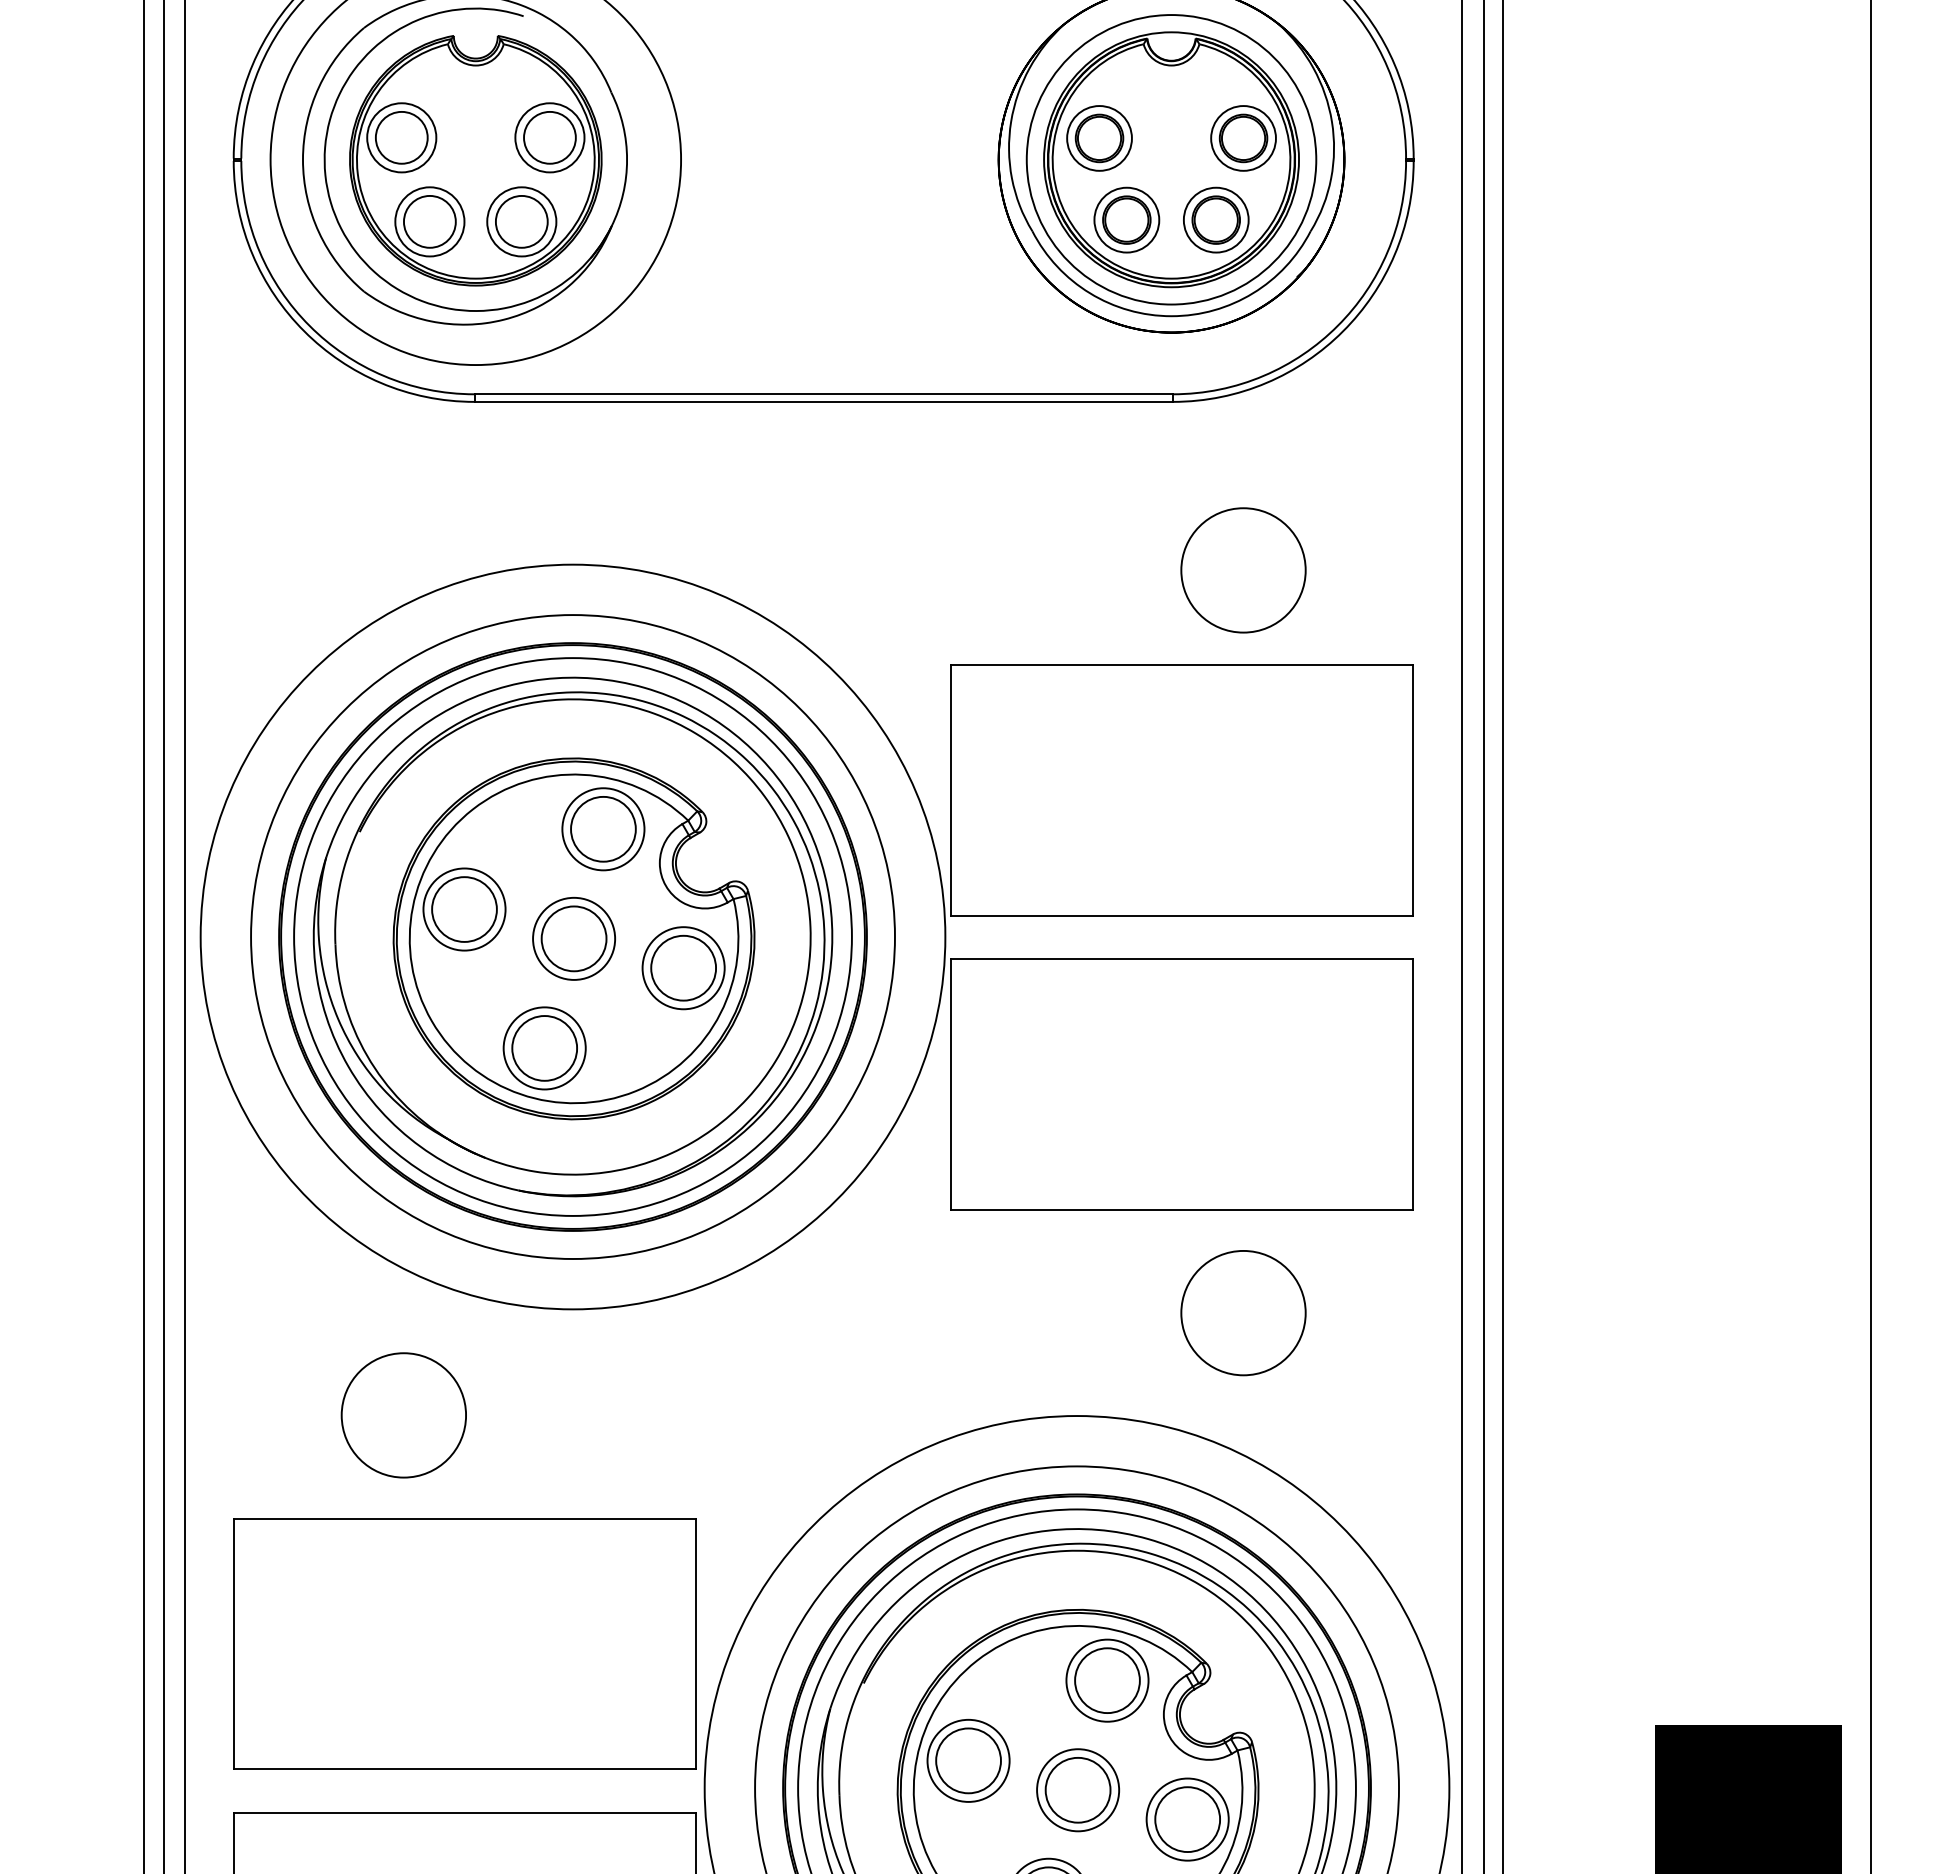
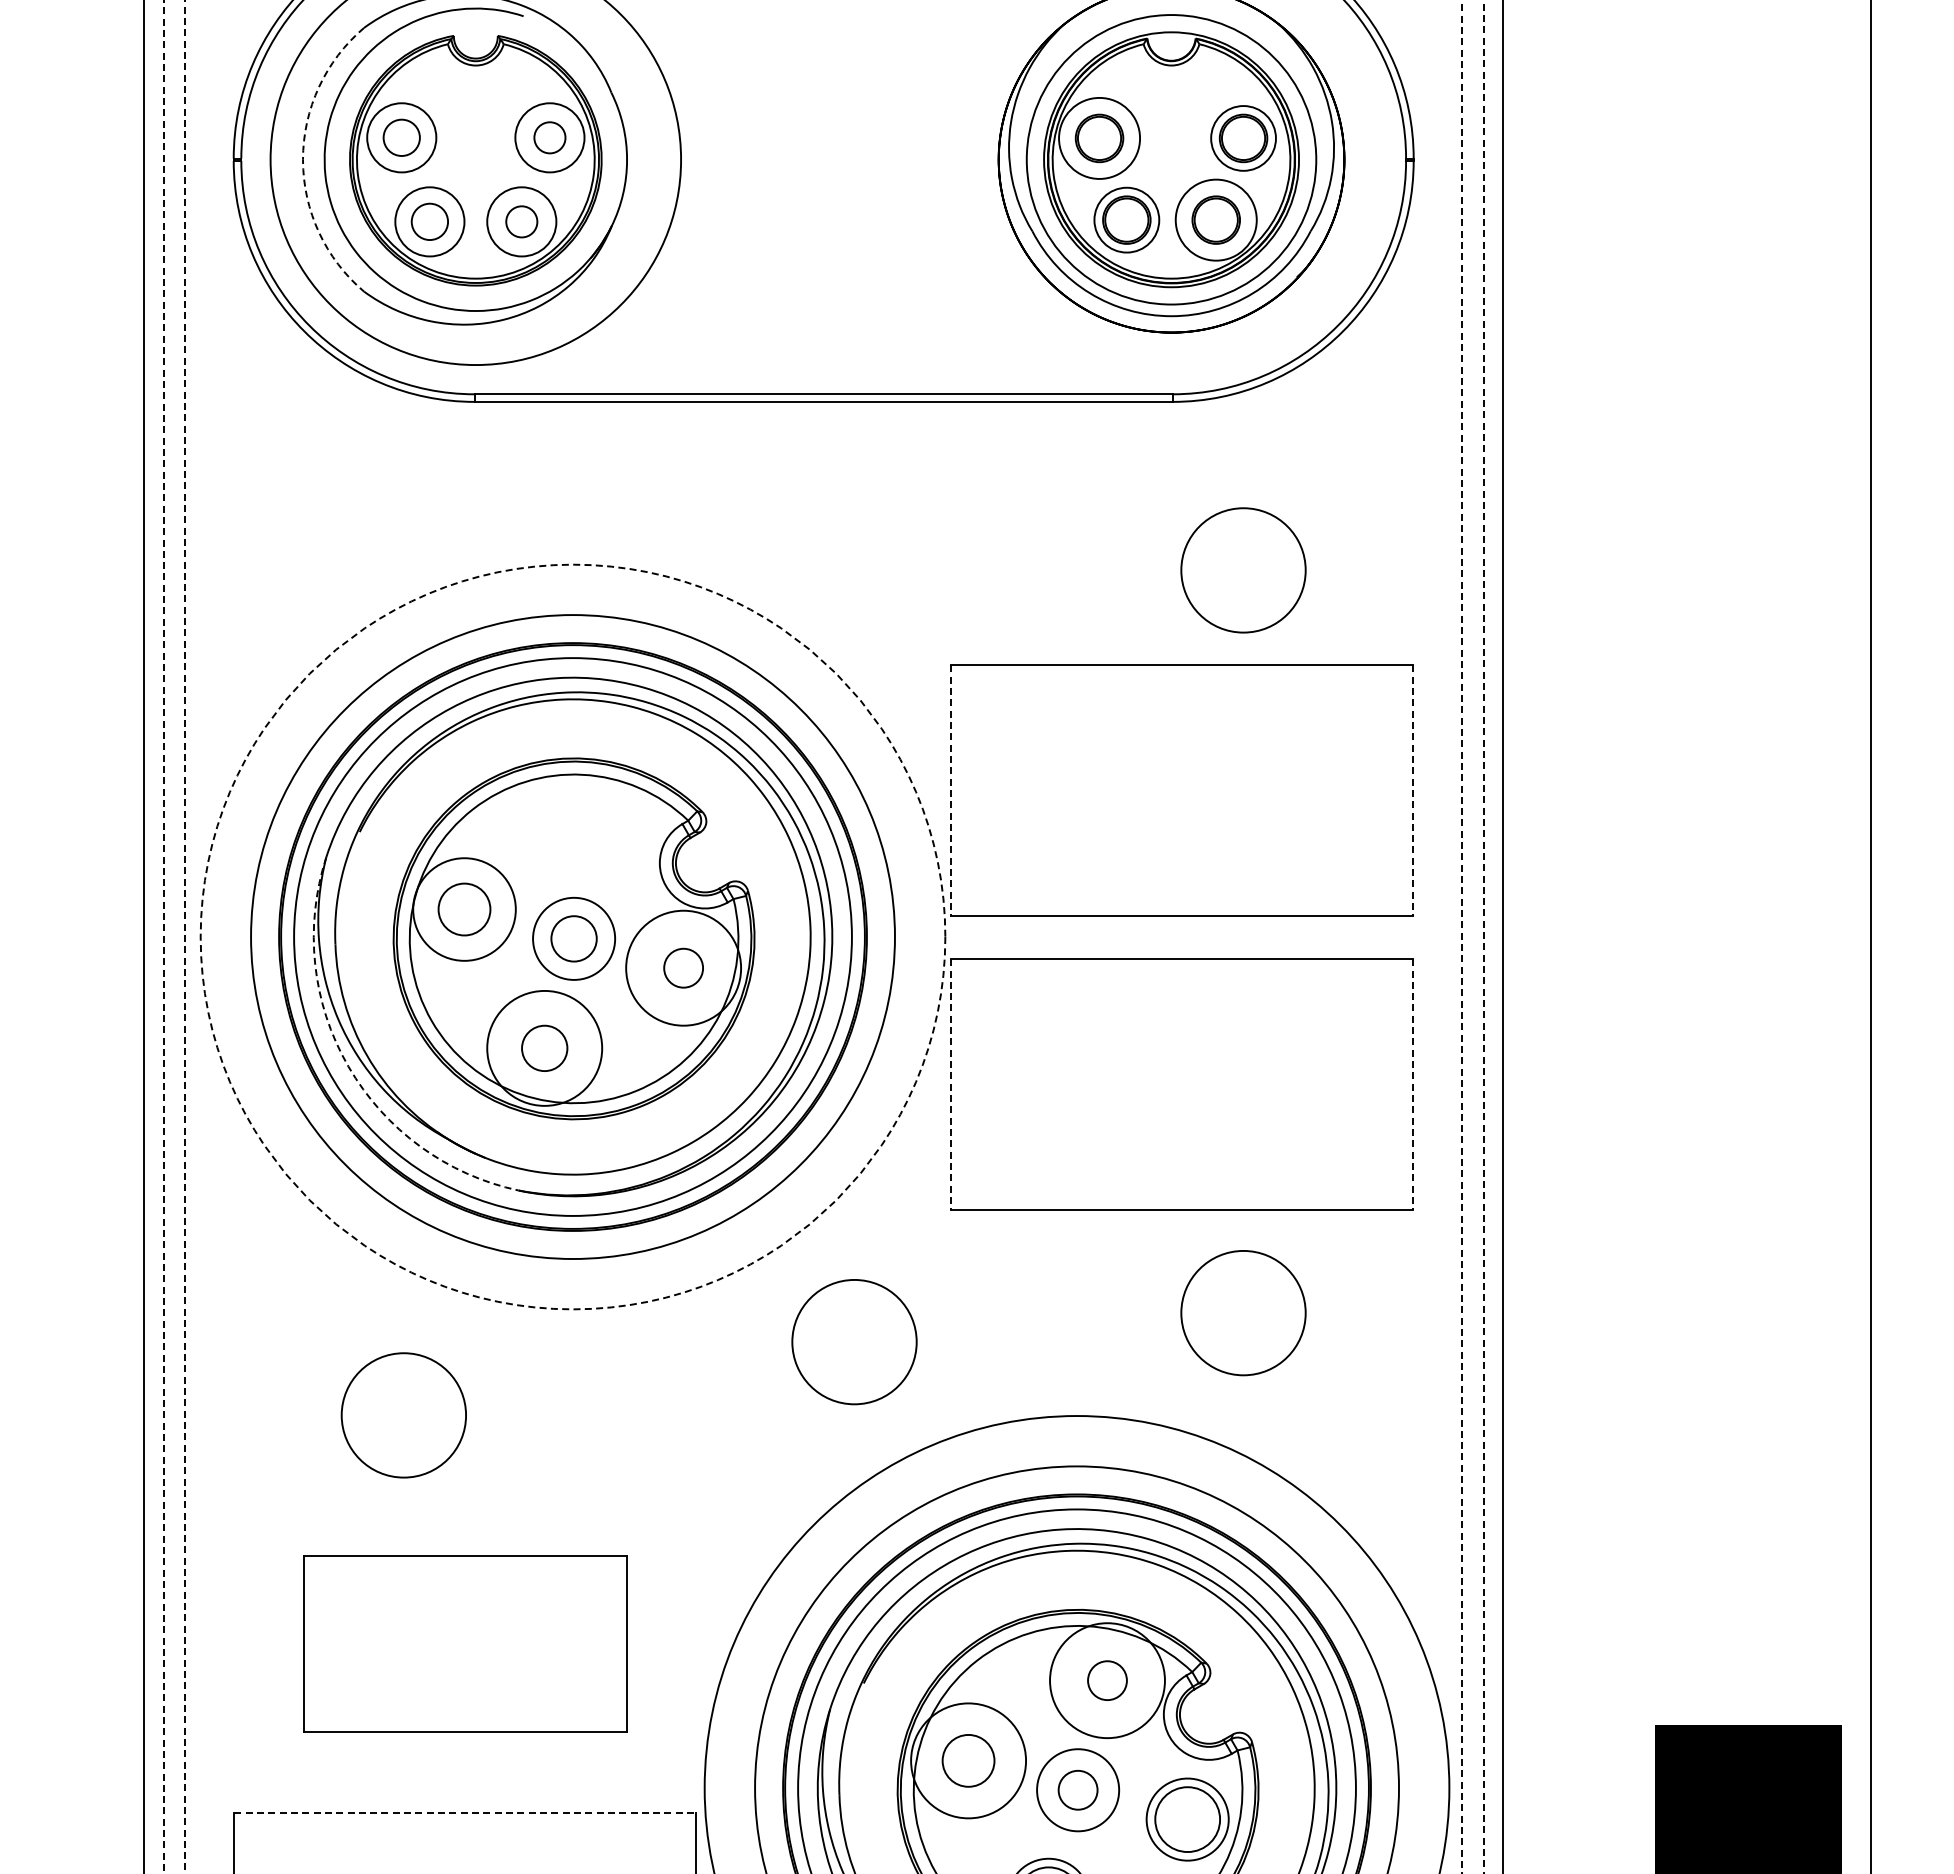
circle diameter: 52 px -> 36 px (401, 137)
circle diameter: 52 px -> 31 px (549, 137)
circle diameter: 65 px -> 81 px (1099, 137)
arc: solid -> dashed (303, 159)
circle diameter: 65 px -> 81 px (1215, 219)
circle diameter: 52 px -> 36 px (429, 221)
circle diameter: 52 px -> 31 px (521, 221)
line: solid -> dashed (951, 791)
line: solid -> dashed (1413, 791)
part: present -> none (603, 829)
circle diameter: 65 px -> 52 px (464, 909)
circle diameter: 82 px -> 103 px (464, 909)
line: solid -> dashed (163, 936)
line: solid -> dashed (185, 936)
circle: solid -> dashed (572, 936)
line: solid -> dashed (1483, 936)
line: solid -> dashed (1462, 937)
circle diameter: 65 px -> 45 px (573, 938)
circle diameter: 65 px -> 39 px (683, 967)
circle diameter: 82 px -> 115 px (683, 967)
circle diameter: 65 px -> 45 px (544, 1048)
circle diameter: 82 px -> 115 px (544, 1047)
arc: solid -> dashed (348, 1066)
line: solid -> dashed (951, 1085)
line: solid -> dashed (1413, 1085)
circle: none -> present (854, 1342)
part size: 464x252 px -> 325x178 px (465, 1643)
circle diameter: 65 px -> 39 px (1107, 1680)
circle diameter: 82 px -> 115 px (1107, 1680)
circle diameter: 65 px -> 52 px (968, 1760)
circle diameter: 82 px -> 115 px (968, 1760)
circle diameter: 65 px -> 39 px (1077, 1789)
line: solid -> dashed (465, 1812)
